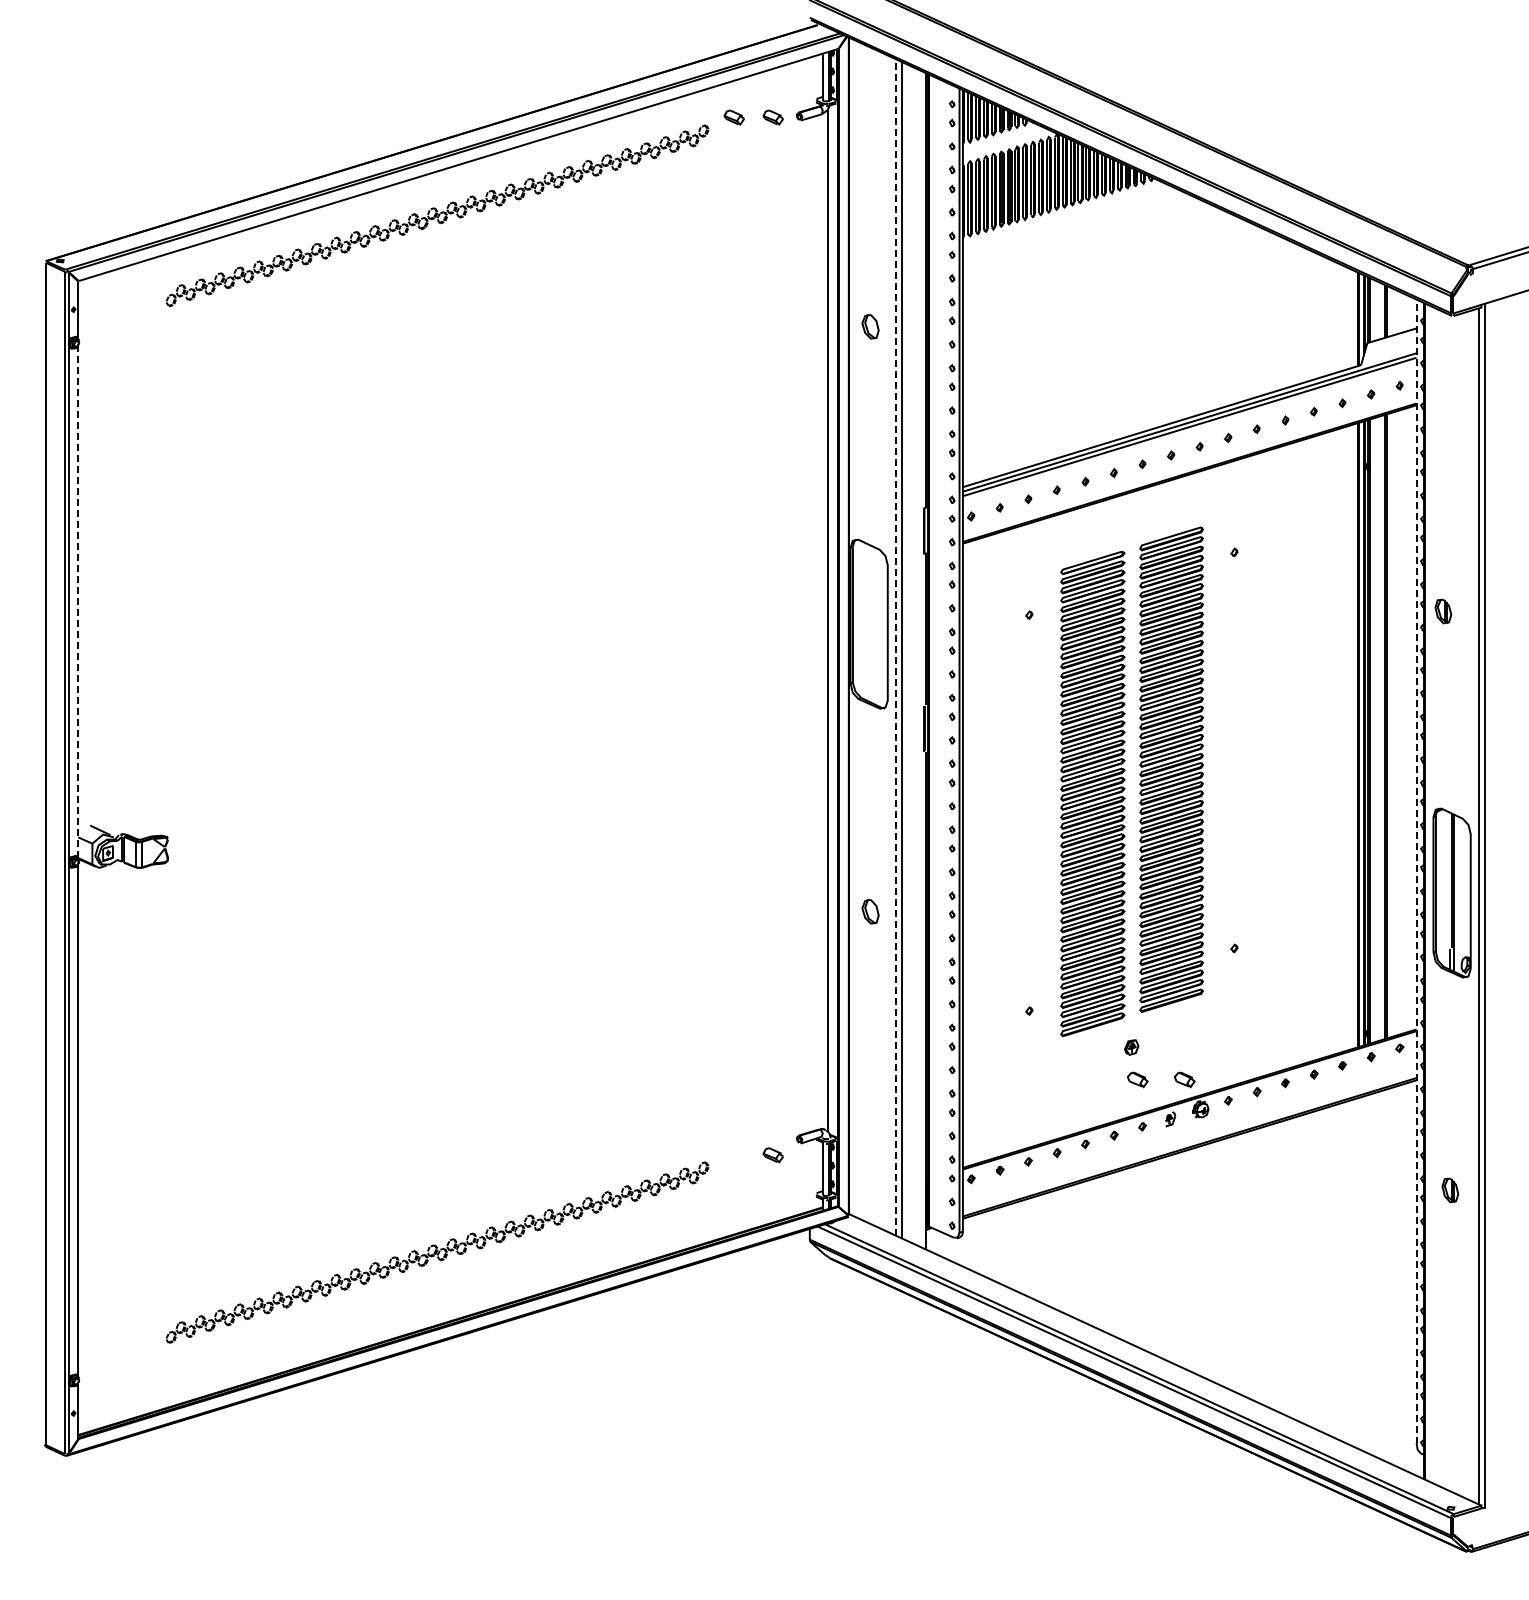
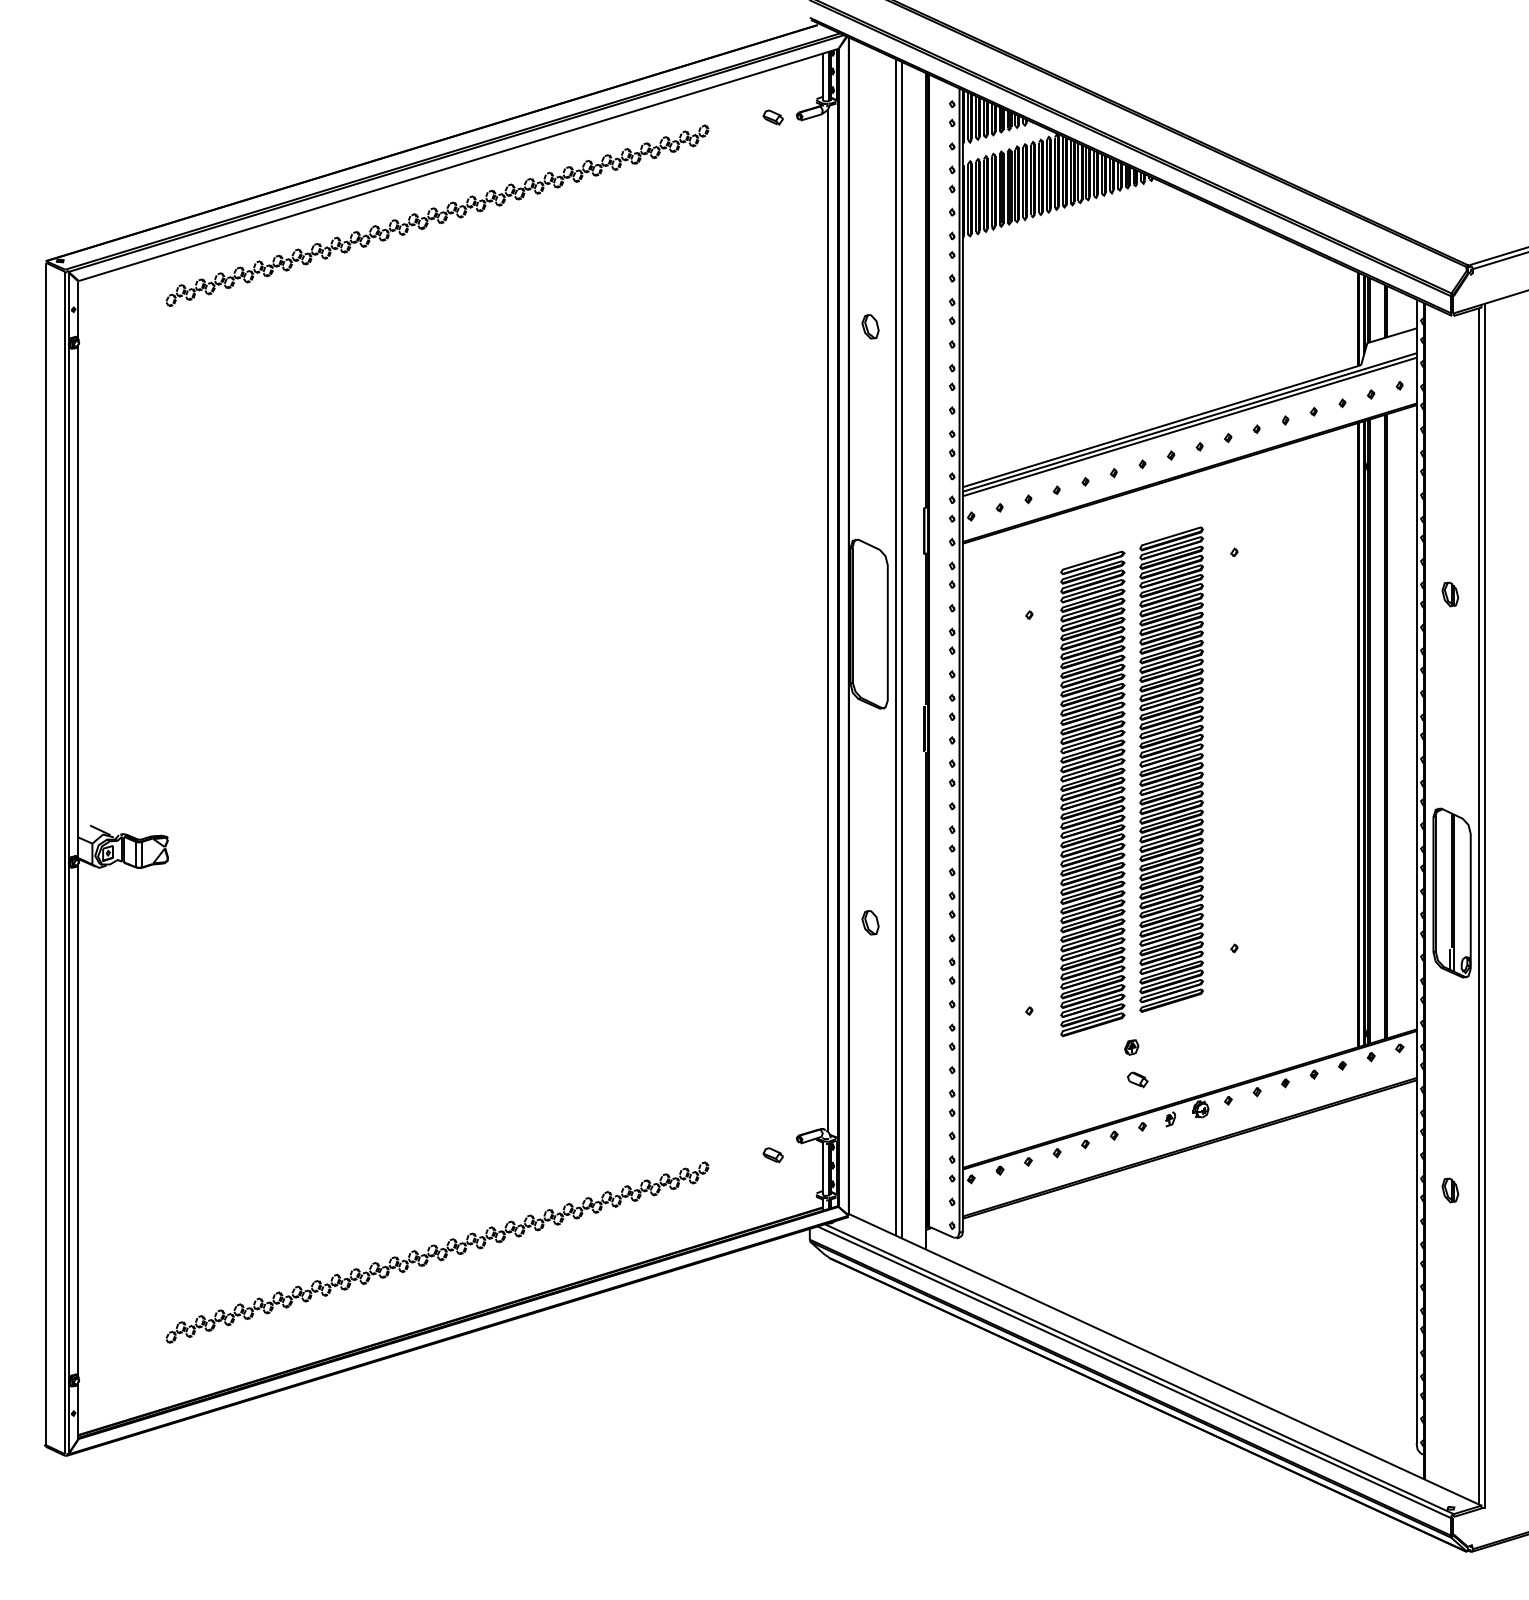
part: present -> none (733, 117)
line: dashed -> solid (78, 601)
part position: (1443, 611) -> (1450, 594) (1450, 594)
line: dashed -> solid (896, 647)
line: dashed -> solid (1416, 870)
part position: (870, 911) -> (870, 922) (870, 922)
part: present -> none (1184, 1079)
